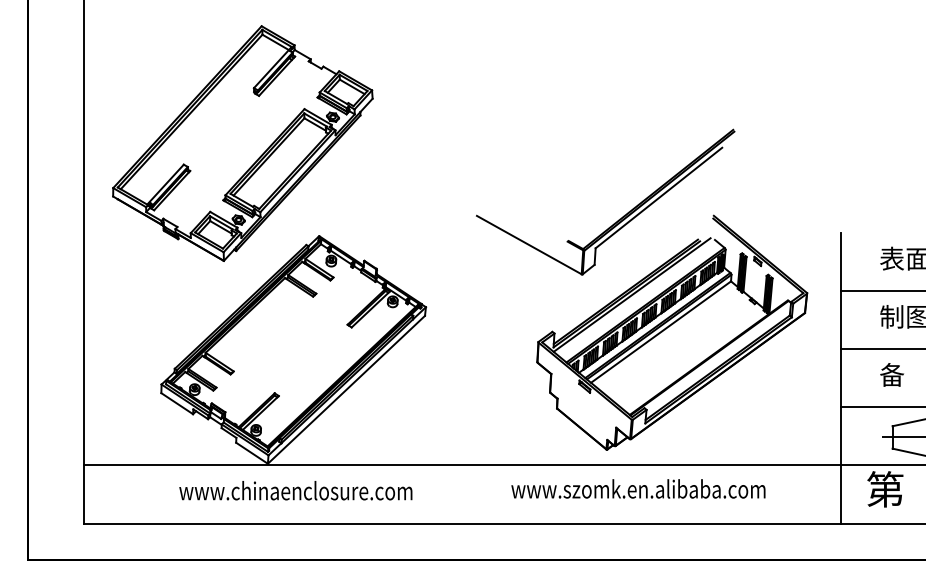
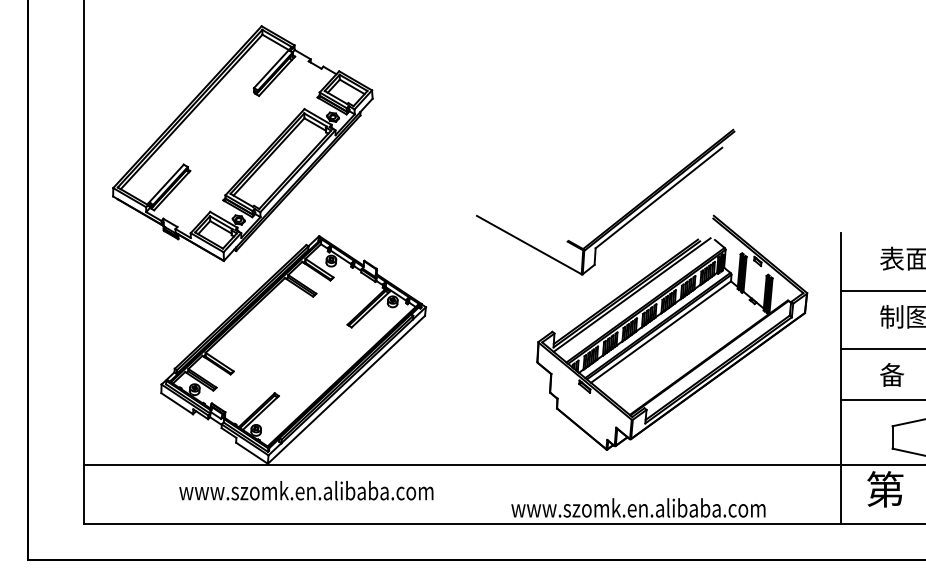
line position: (881, 407) -> (881, 400) (881, 400)
line: present -> none (902, 437)
text position: (638, 488) -> (638, 507) (638, 507)
text: www.chinaenclosure.com -> www.szomk.en.alibaba.com (332, 490)
